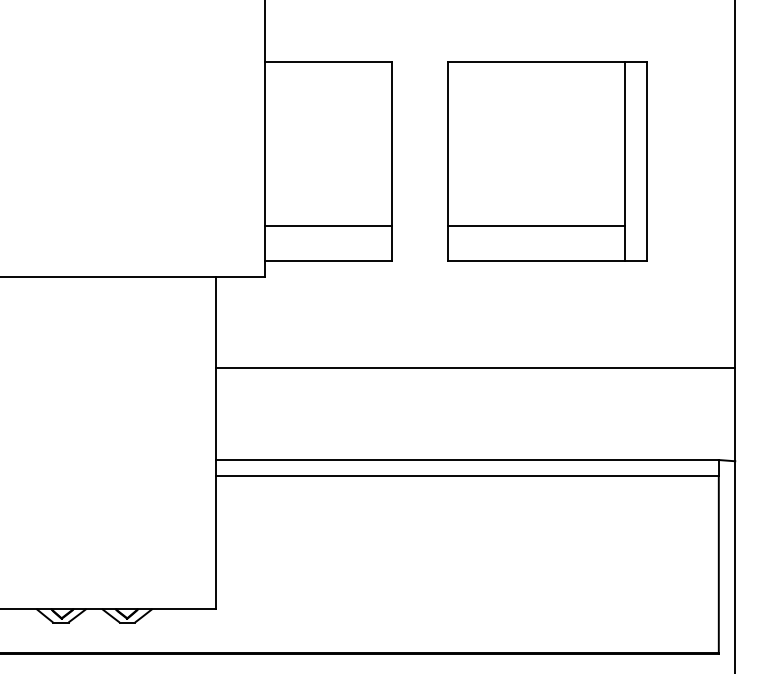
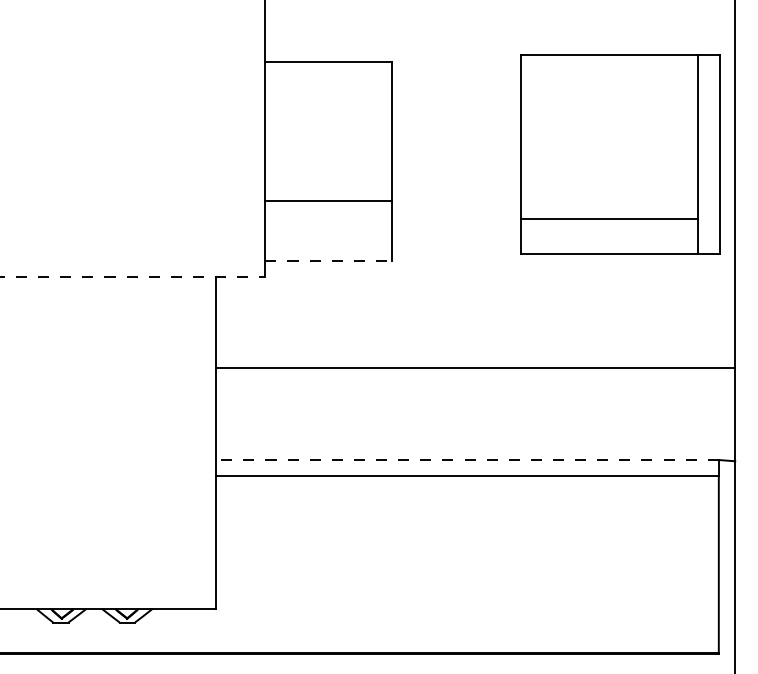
part position: (547, 161) -> (620, 154) (620, 154)
line position: (328, 225) -> (328, 200) (328, 200)
line: solid -> dashed (328, 260)
line: solid -> dashed (133, 277)
line: solid -> dashed (467, 460)
